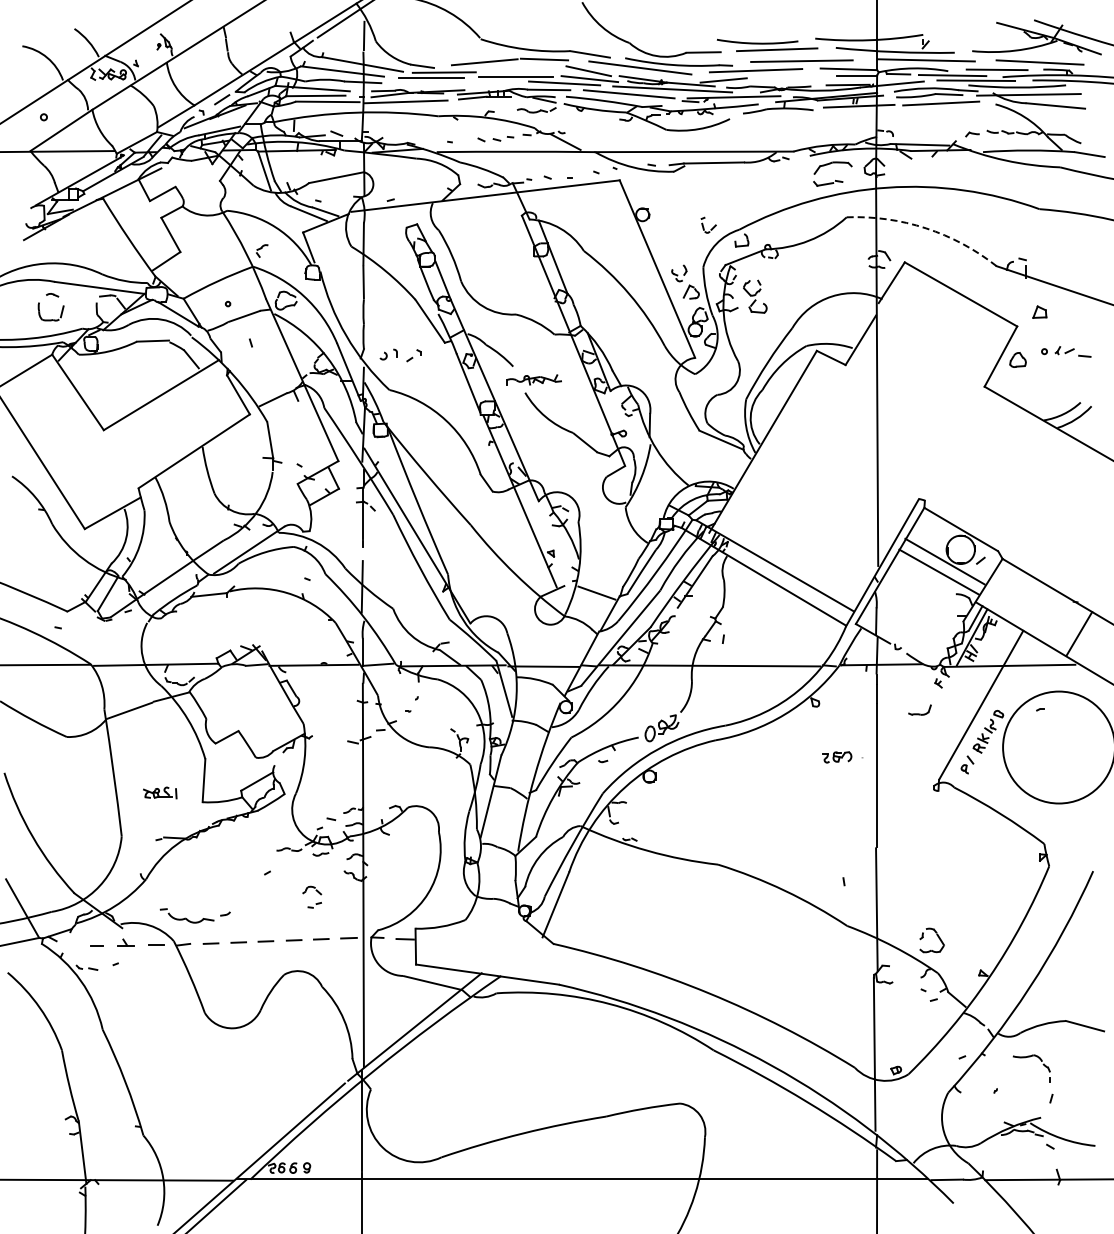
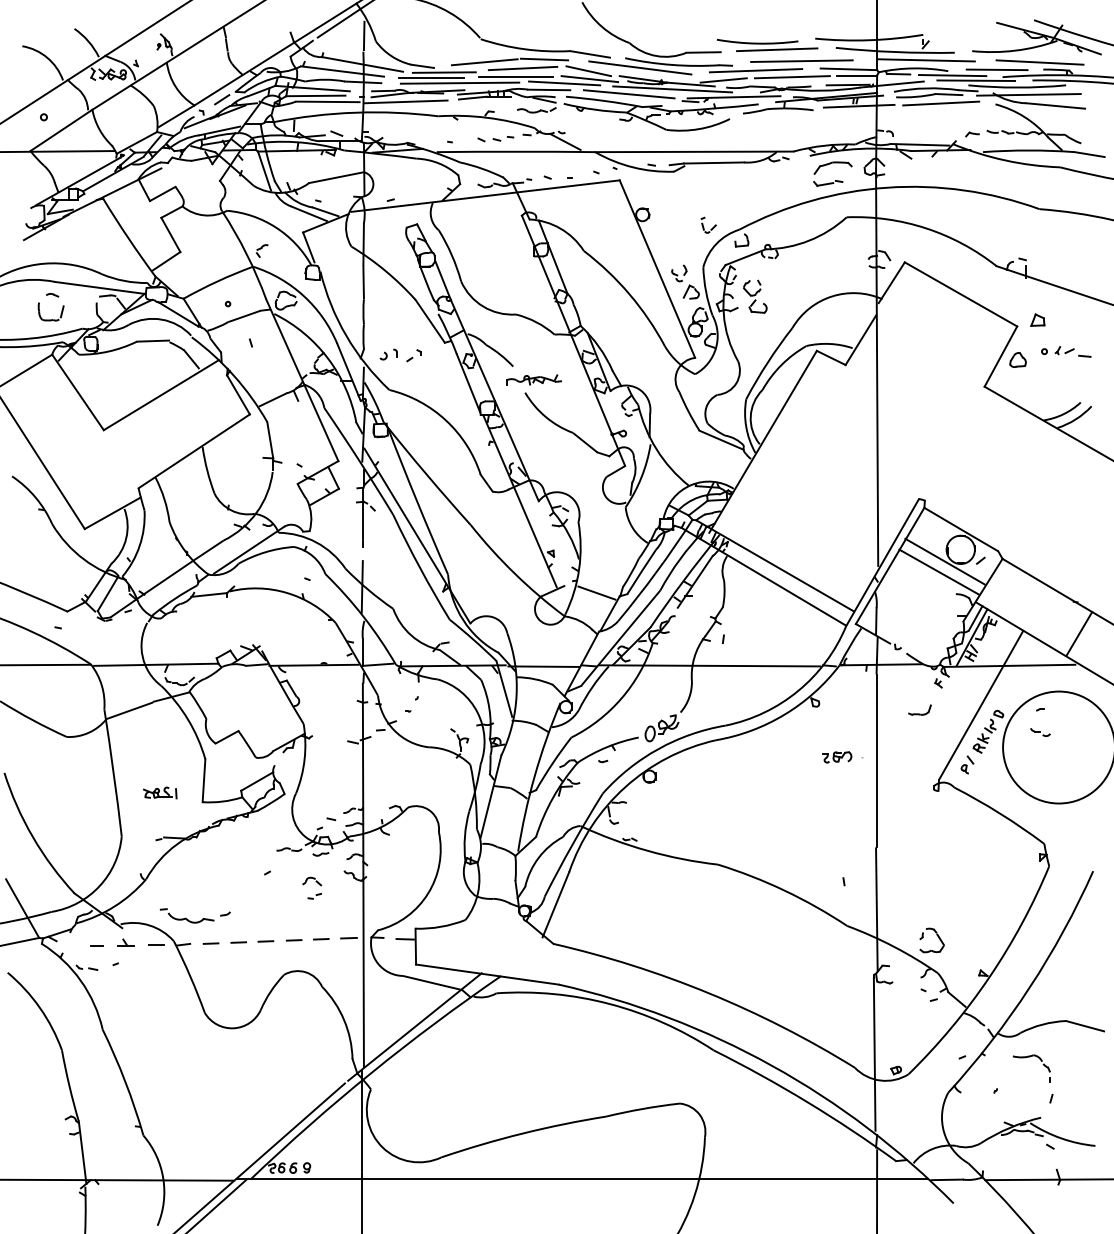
line: none -> present (522, 68)
line: none -> present (791, 77)
line: none -> present (459, 82)
arc: dashed -> solid (926, 228)
part position: (1039, 311) -> (1037, 319) (1037, 319)
part: none -> present (1040, 732)
part position: (316, 891) -> (316, 882) (316, 882)
